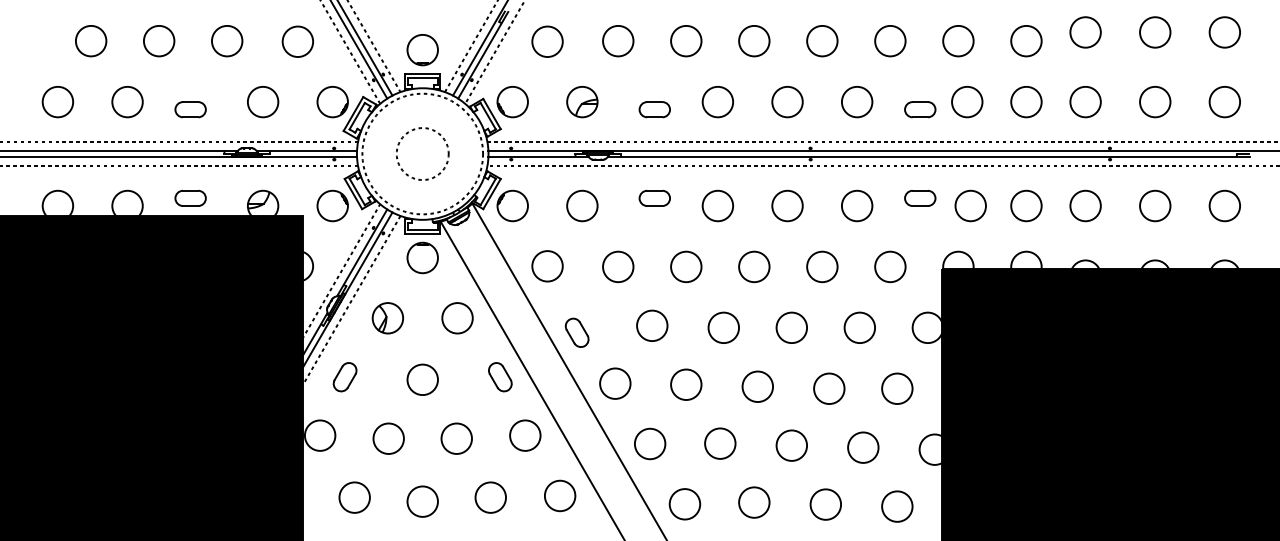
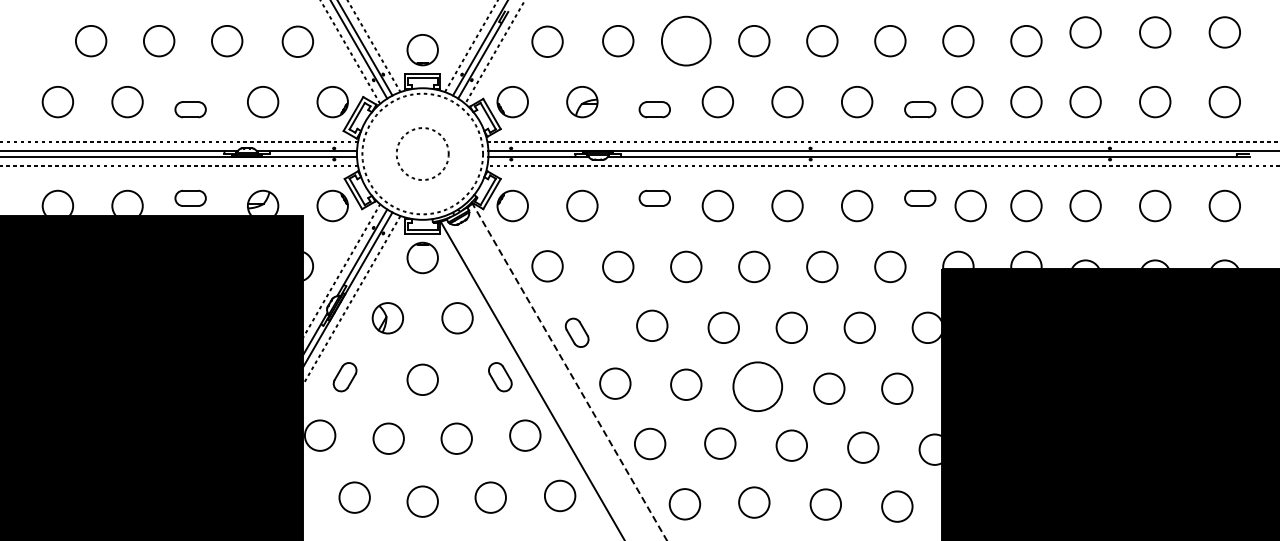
circle diameter: 30 px -> 49 px (685, 40)
line: solid -> dashed (569, 371)
circle diameter: 30 px -> 49 px (757, 386)
